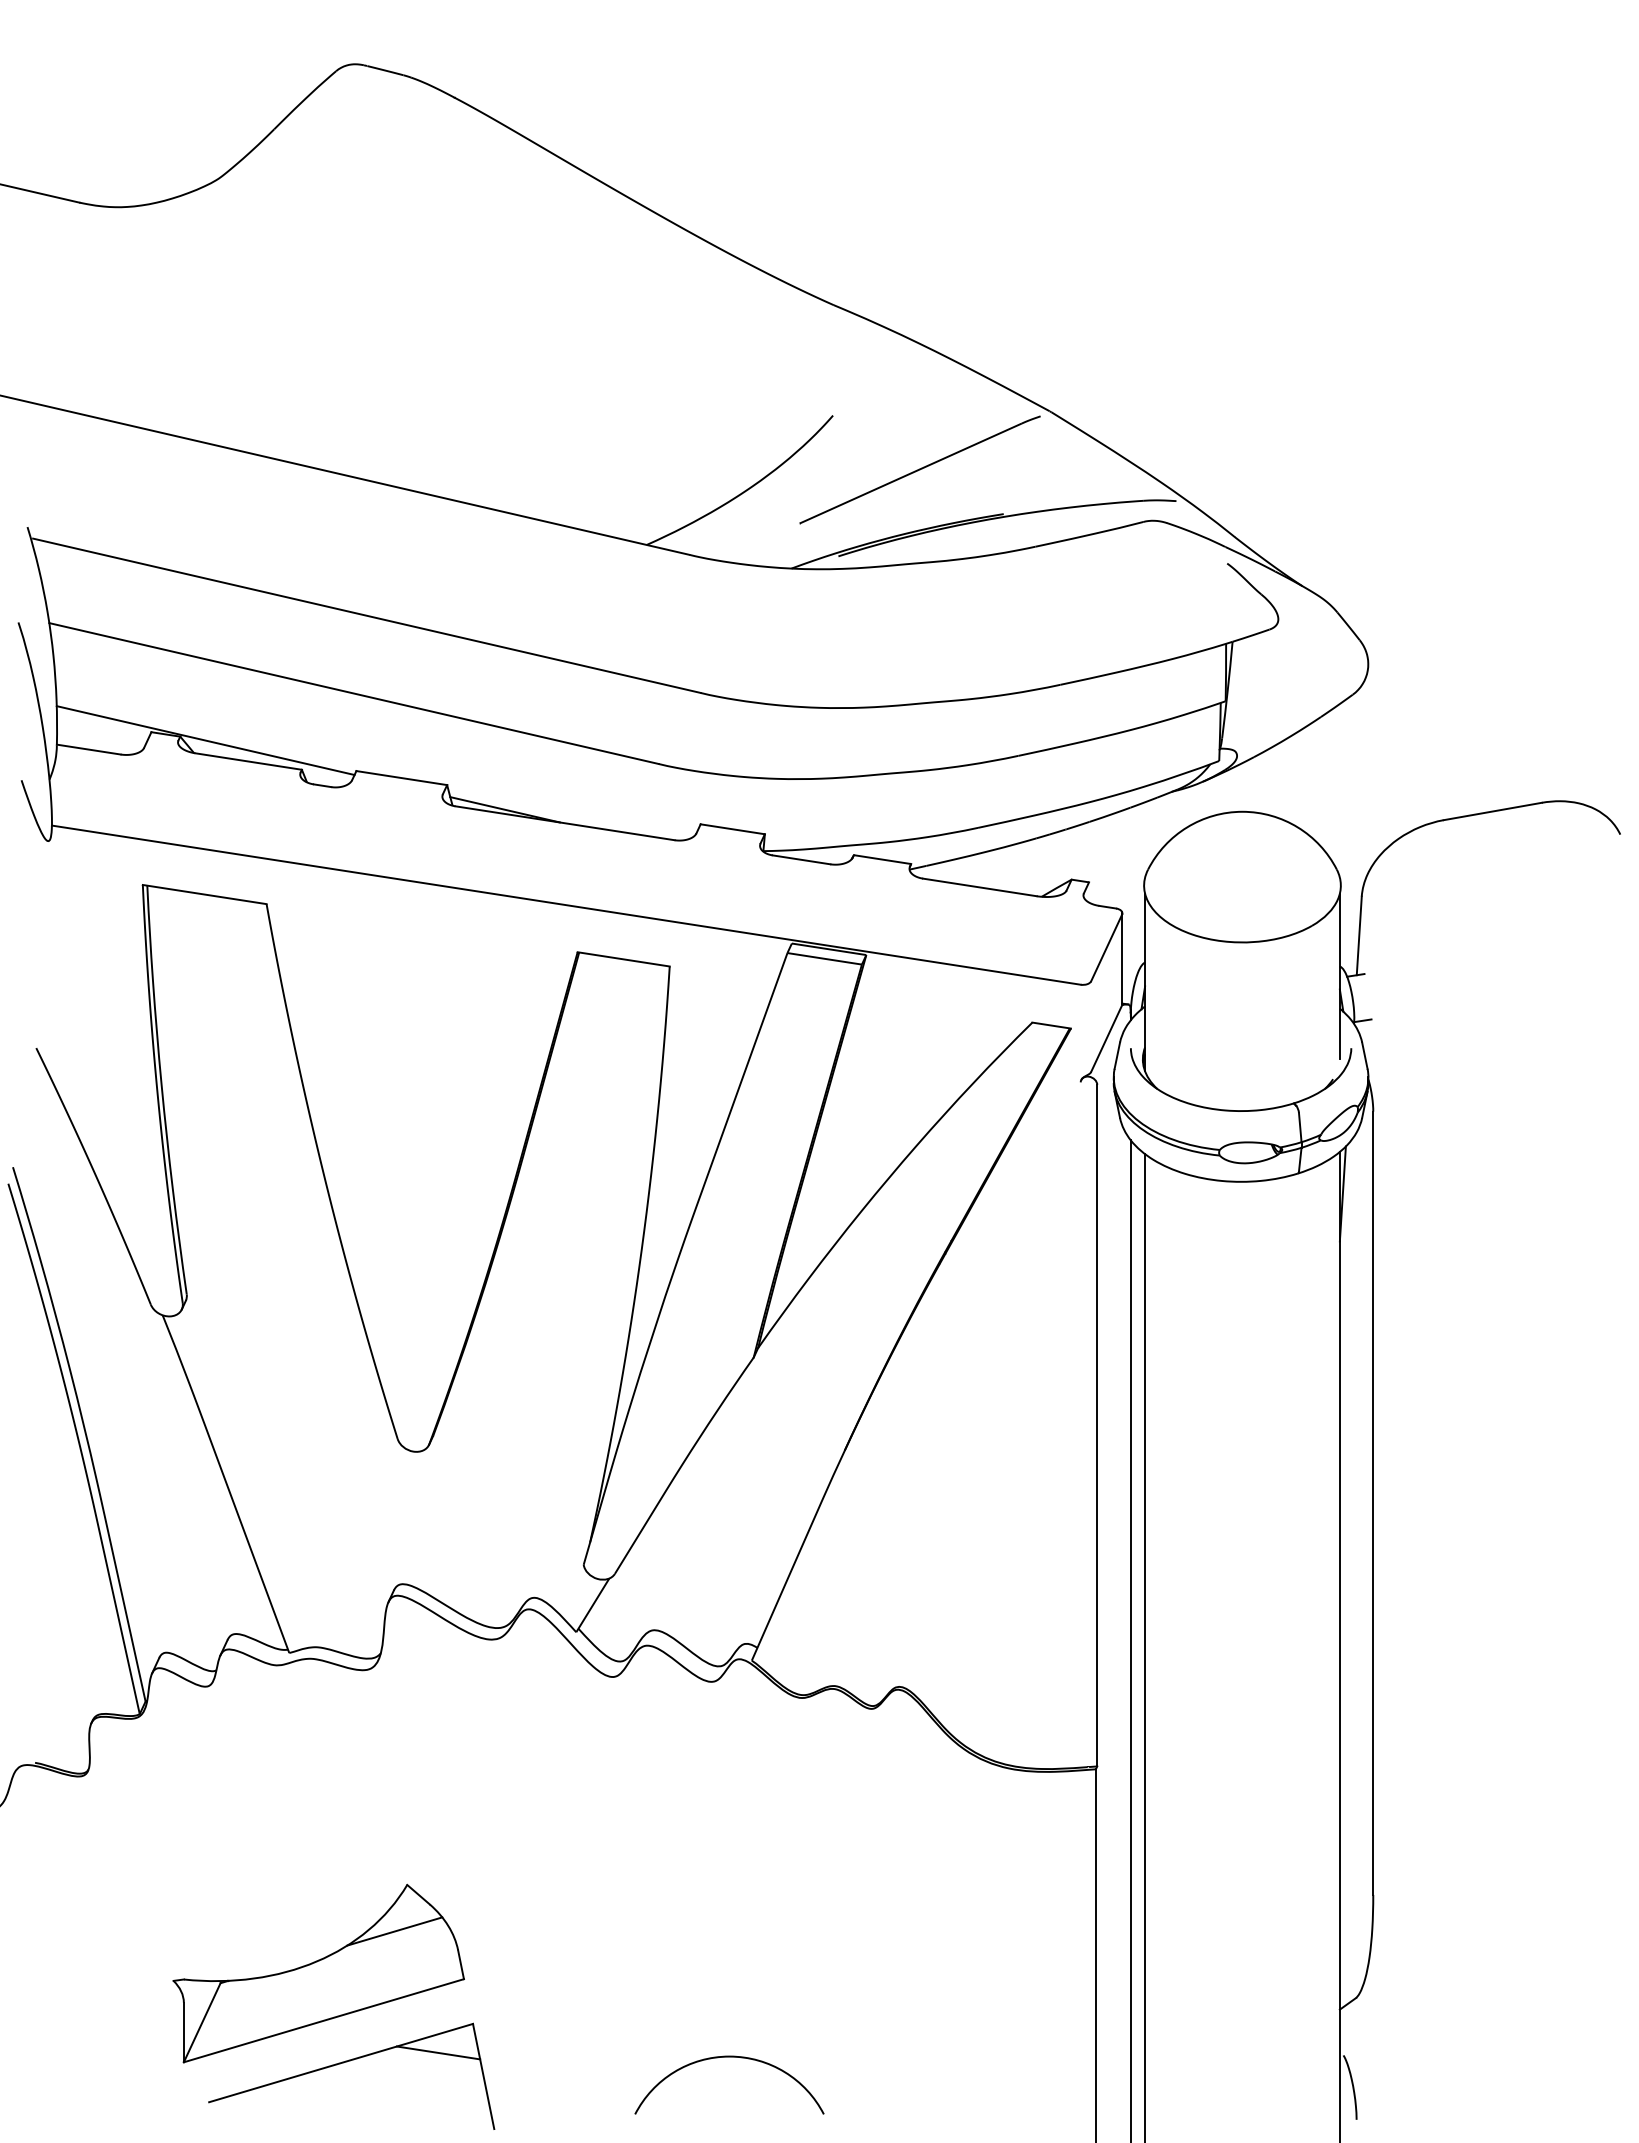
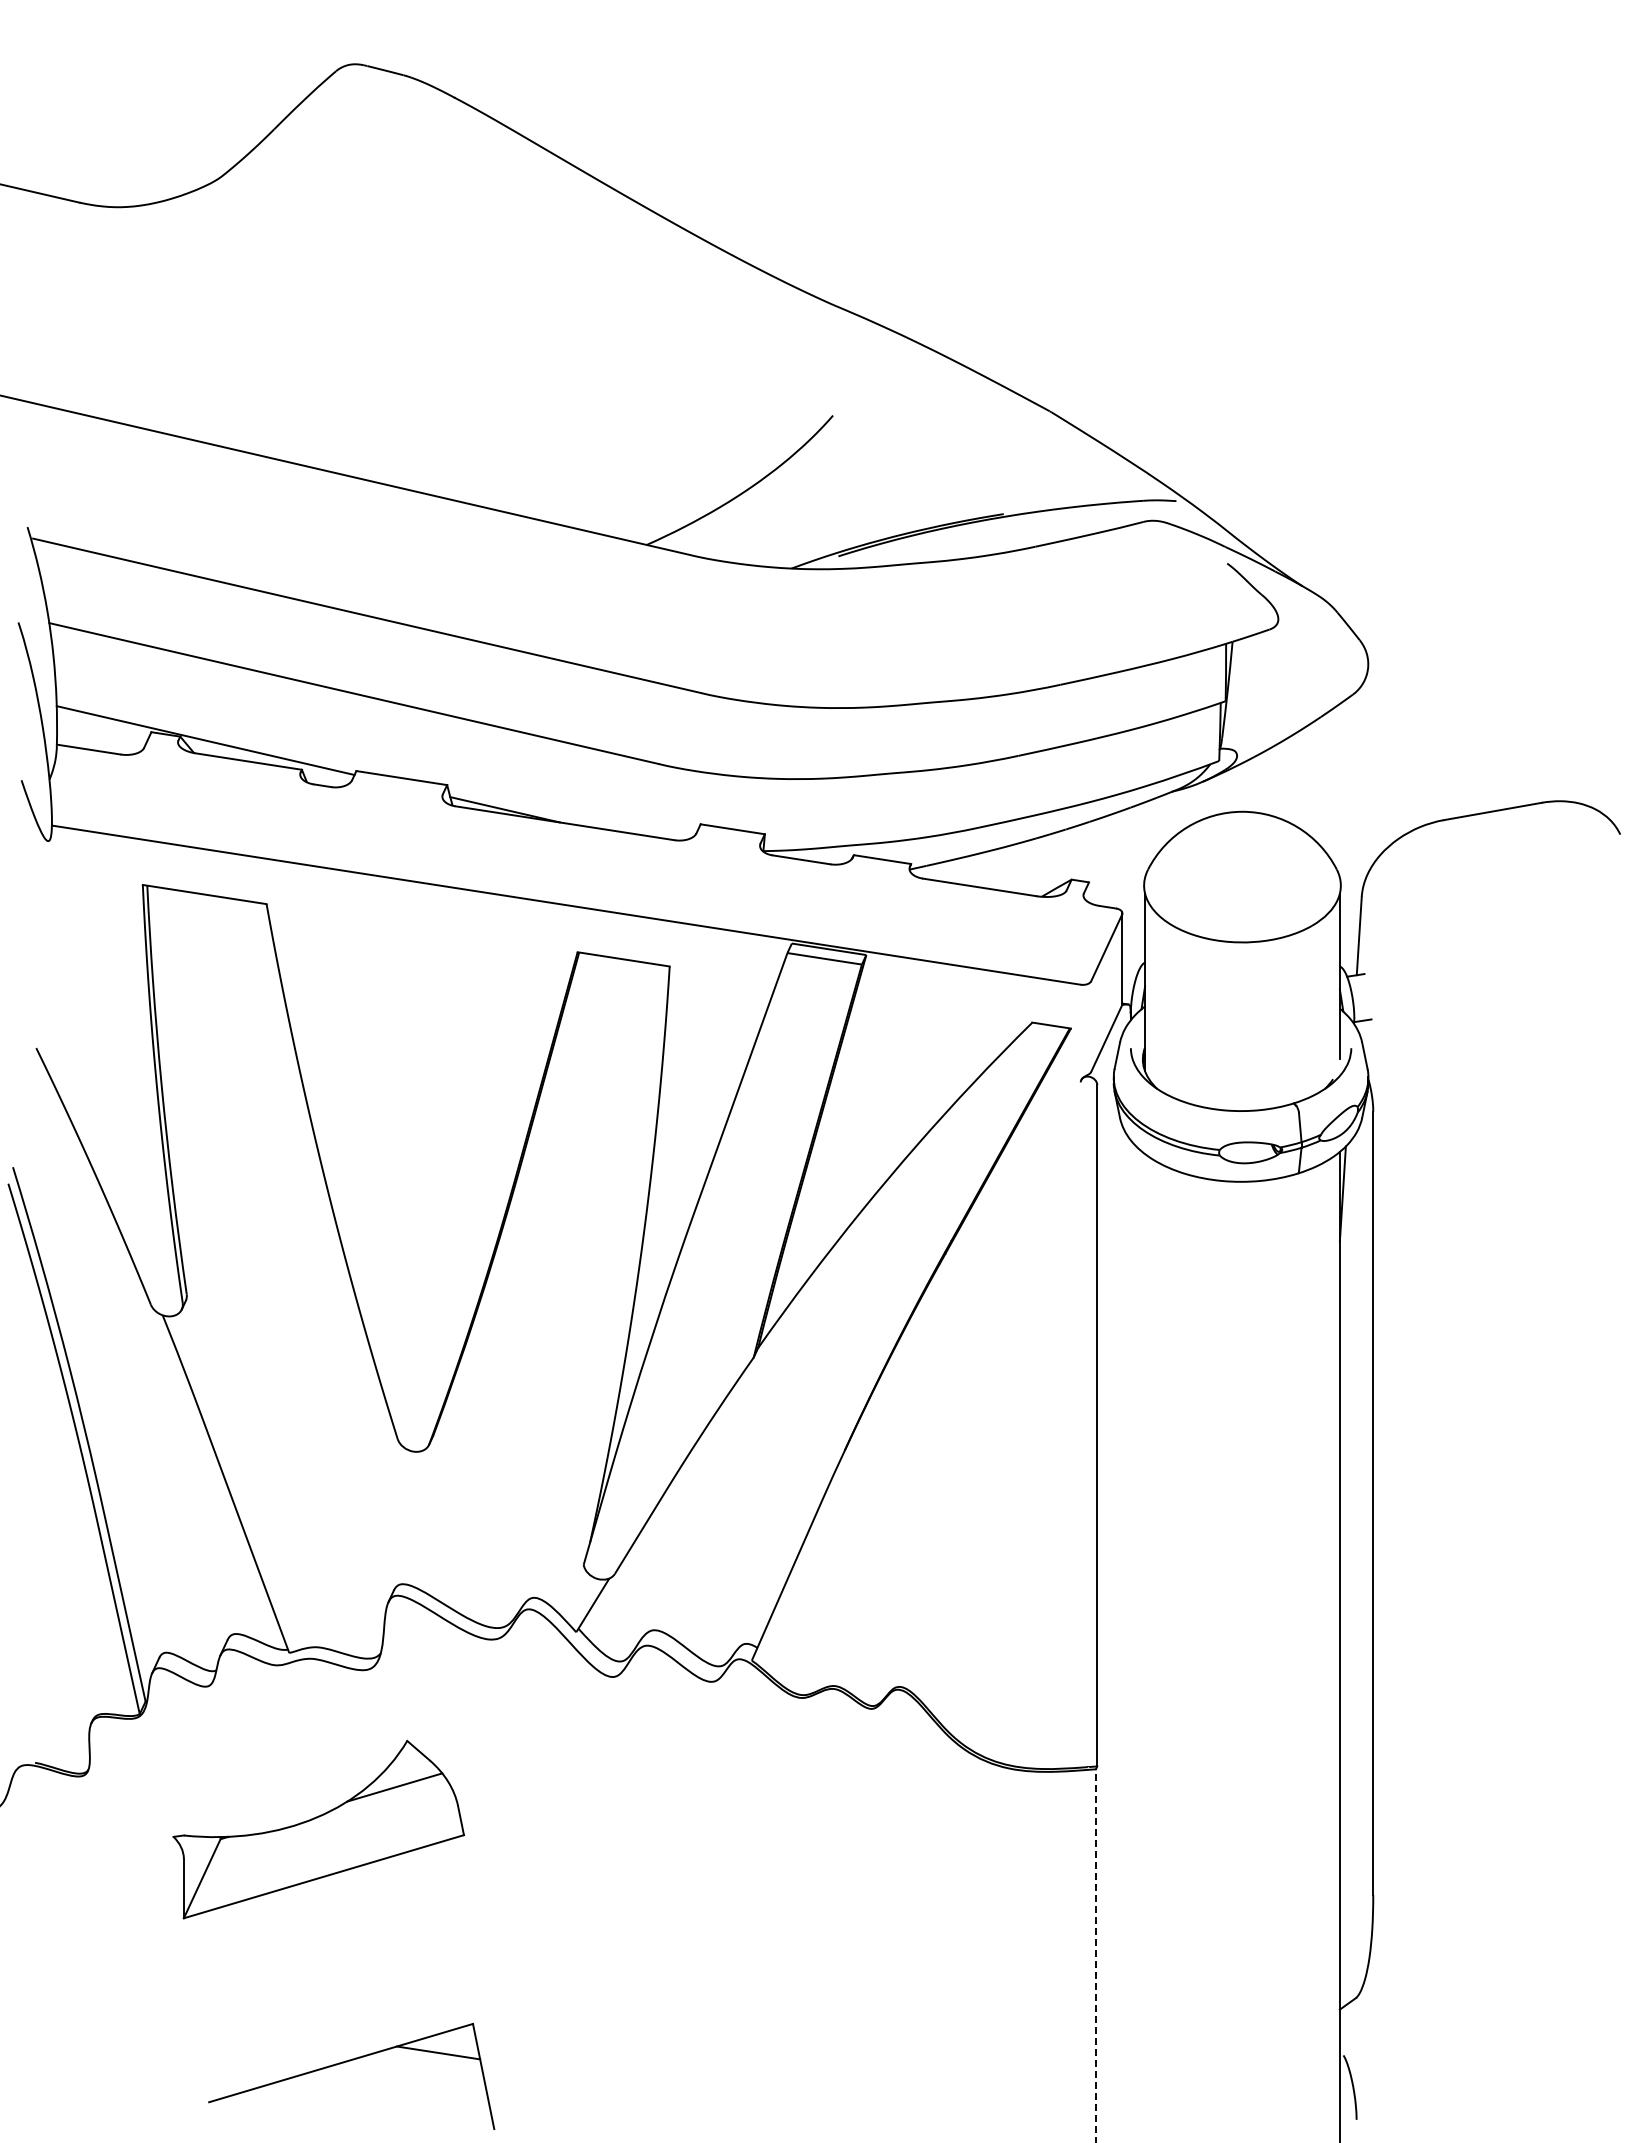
part: present -> none (919, 469)
line: present -> none (1130, 1639)
line: present -> none (1145, 1646)
line: solid -> dashed (1095, 1955)
part position: (318, 1973) -> (318, 1829) (318, 1829)
arc: present -> none (729, 2057)
